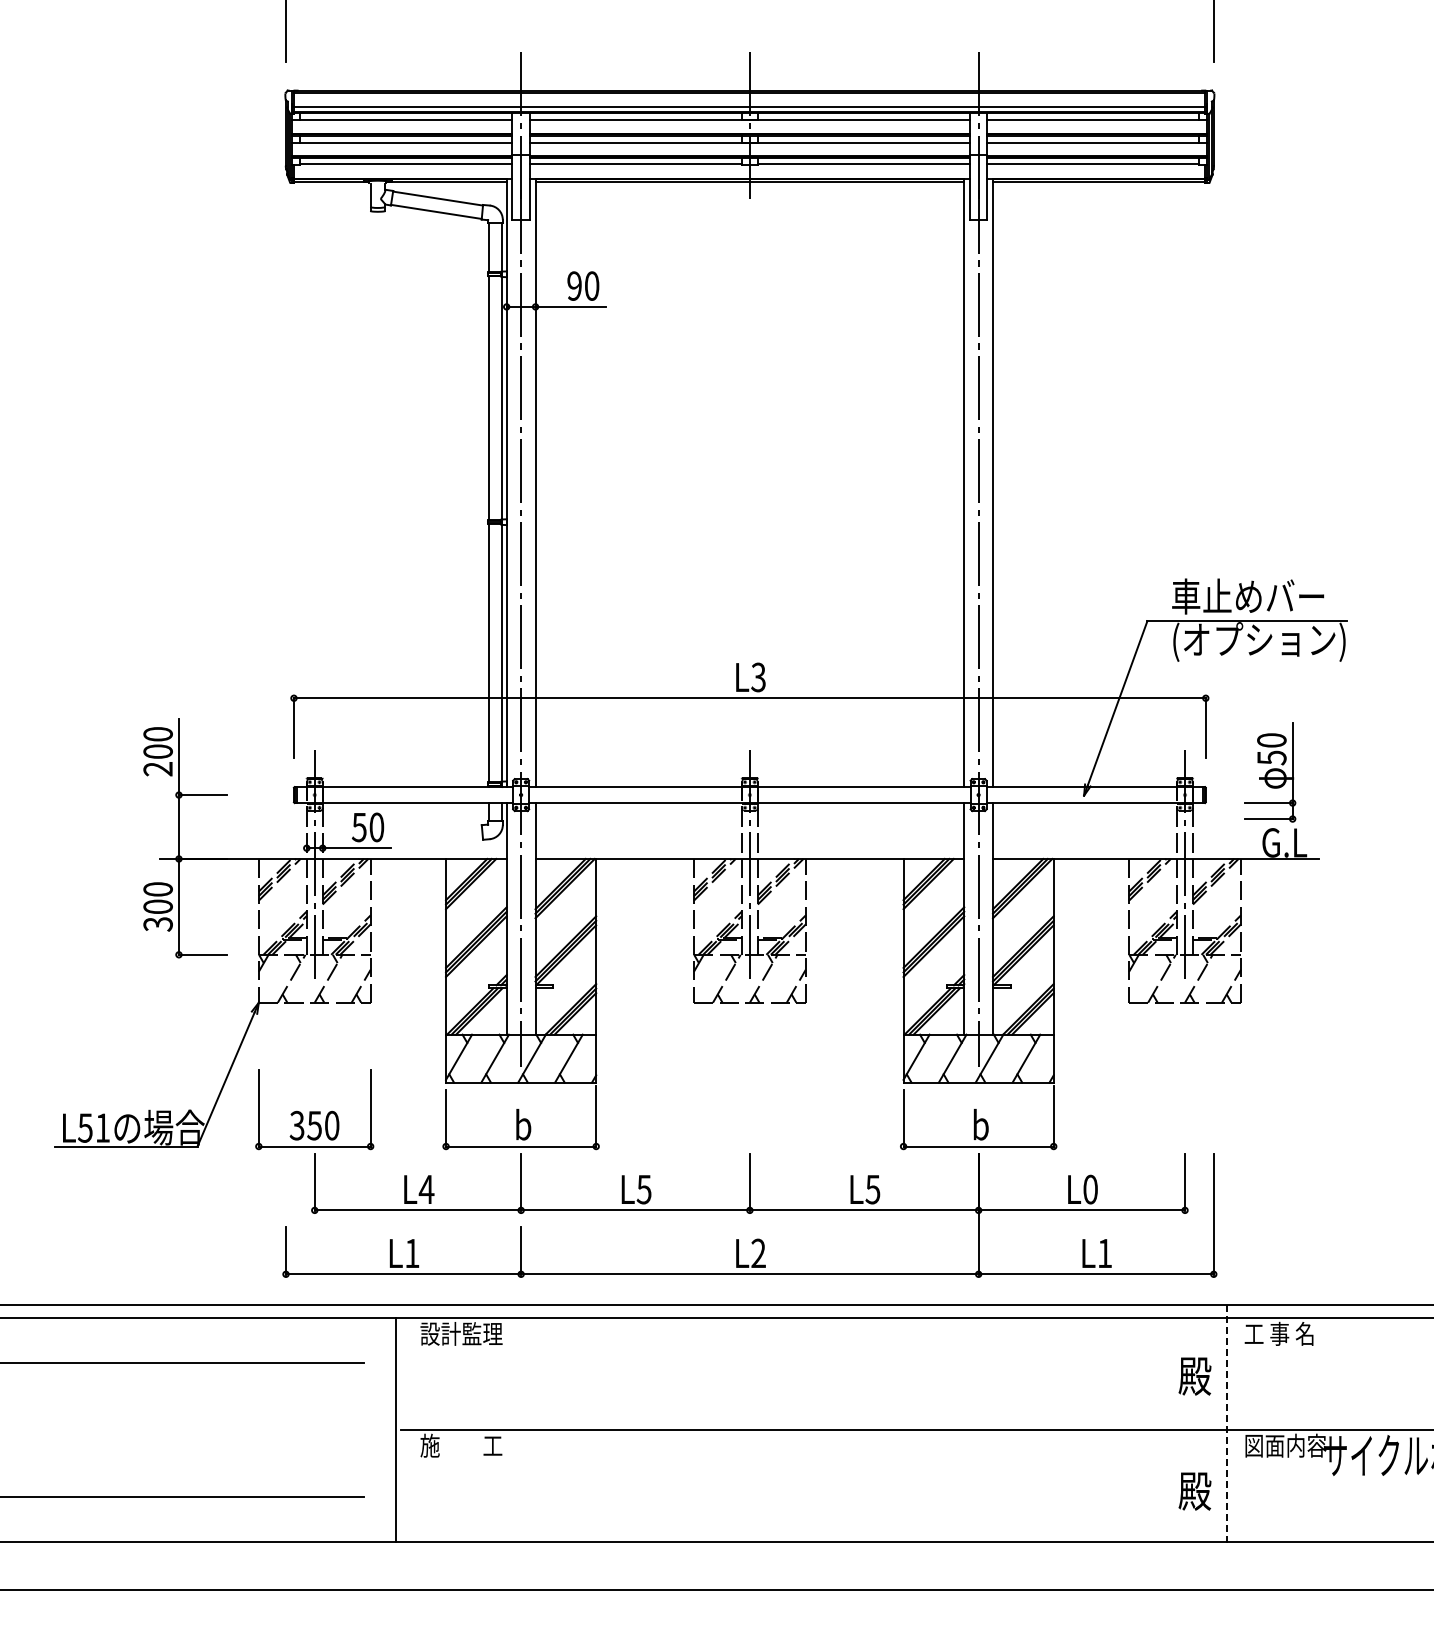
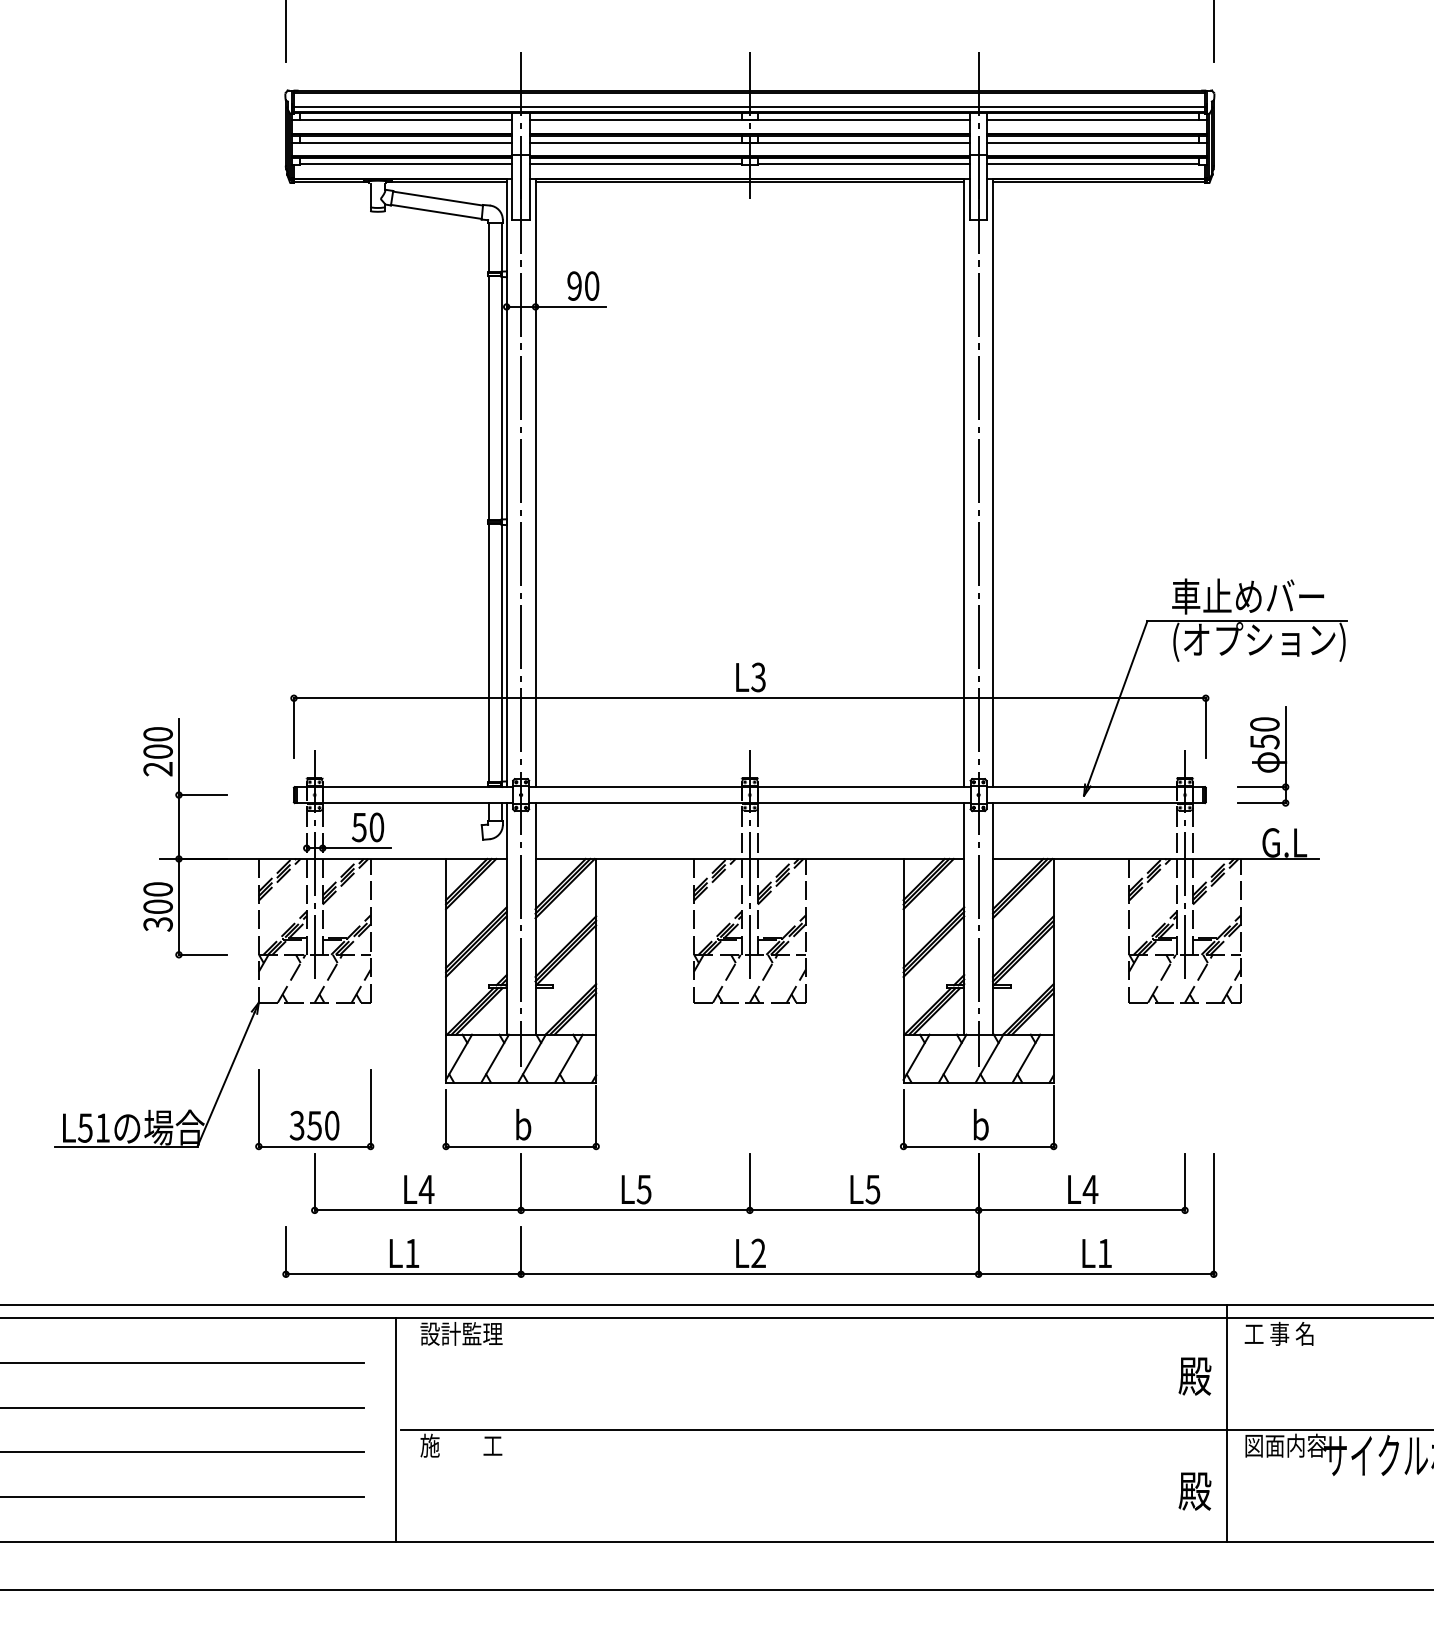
part position: (1270, 772) -> (1263, 756) (1263, 756)
text: L0 -> L4 (1090, 1189)
line: none -> present (183, 1407)
line: dashed -> solid (1226, 1424)
line: none -> present (183, 1452)
